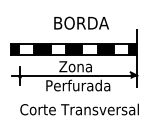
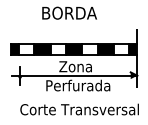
text position: (81, 22) -> (69, 12) (69, 12)
